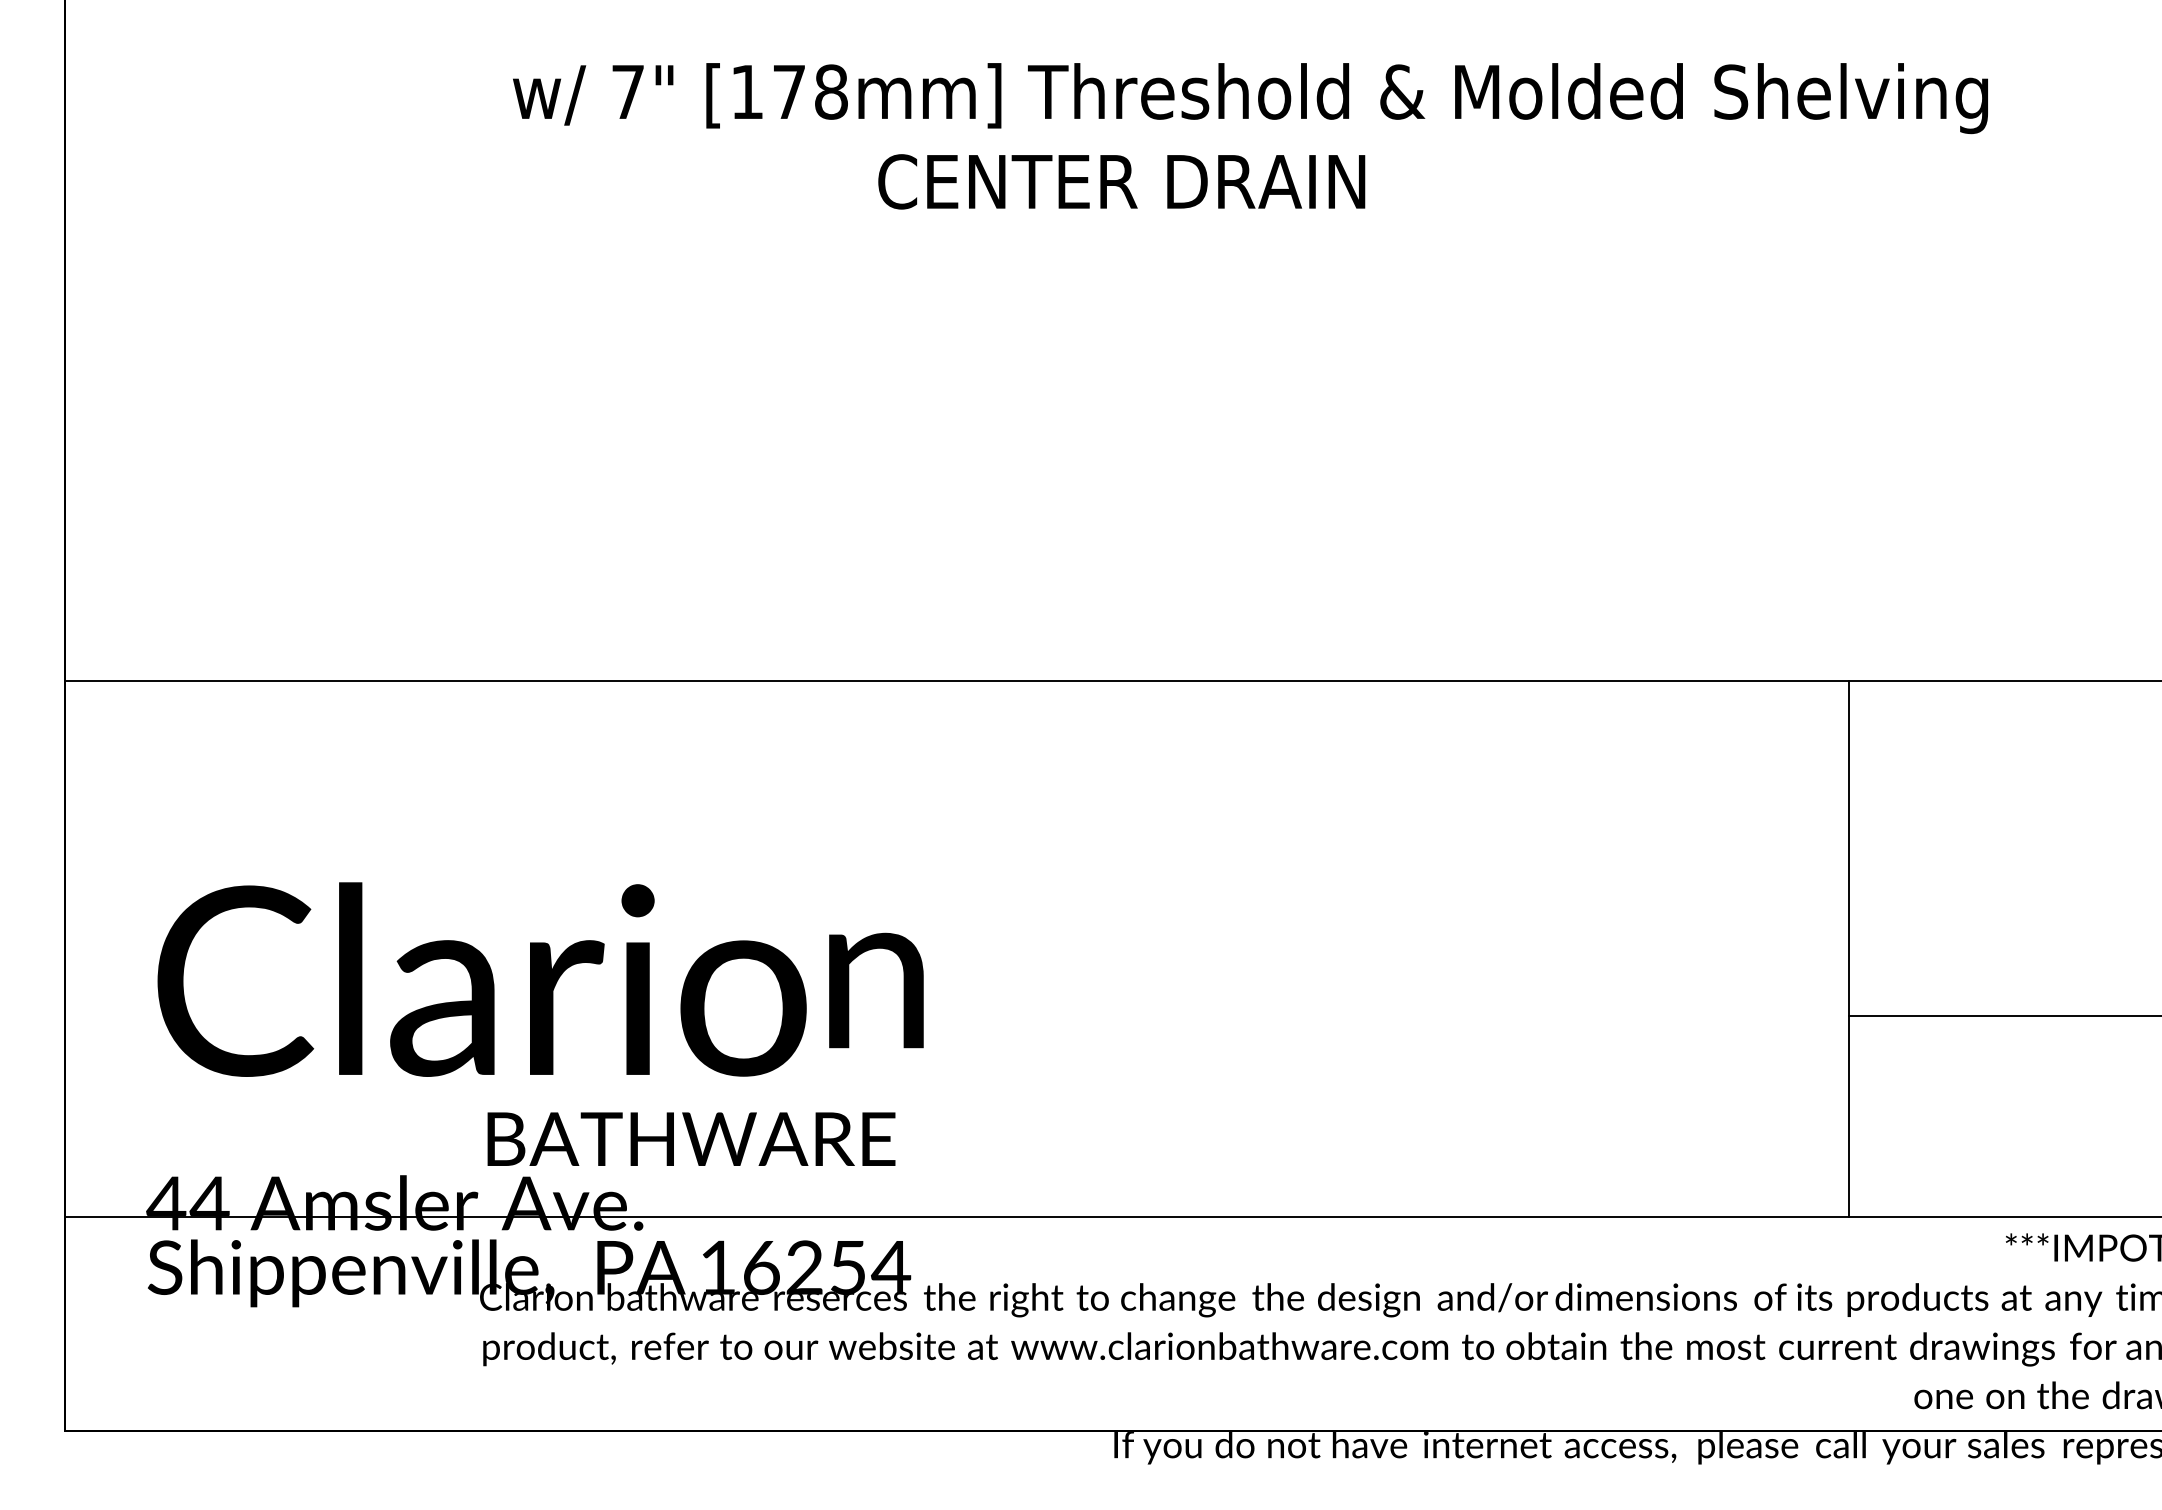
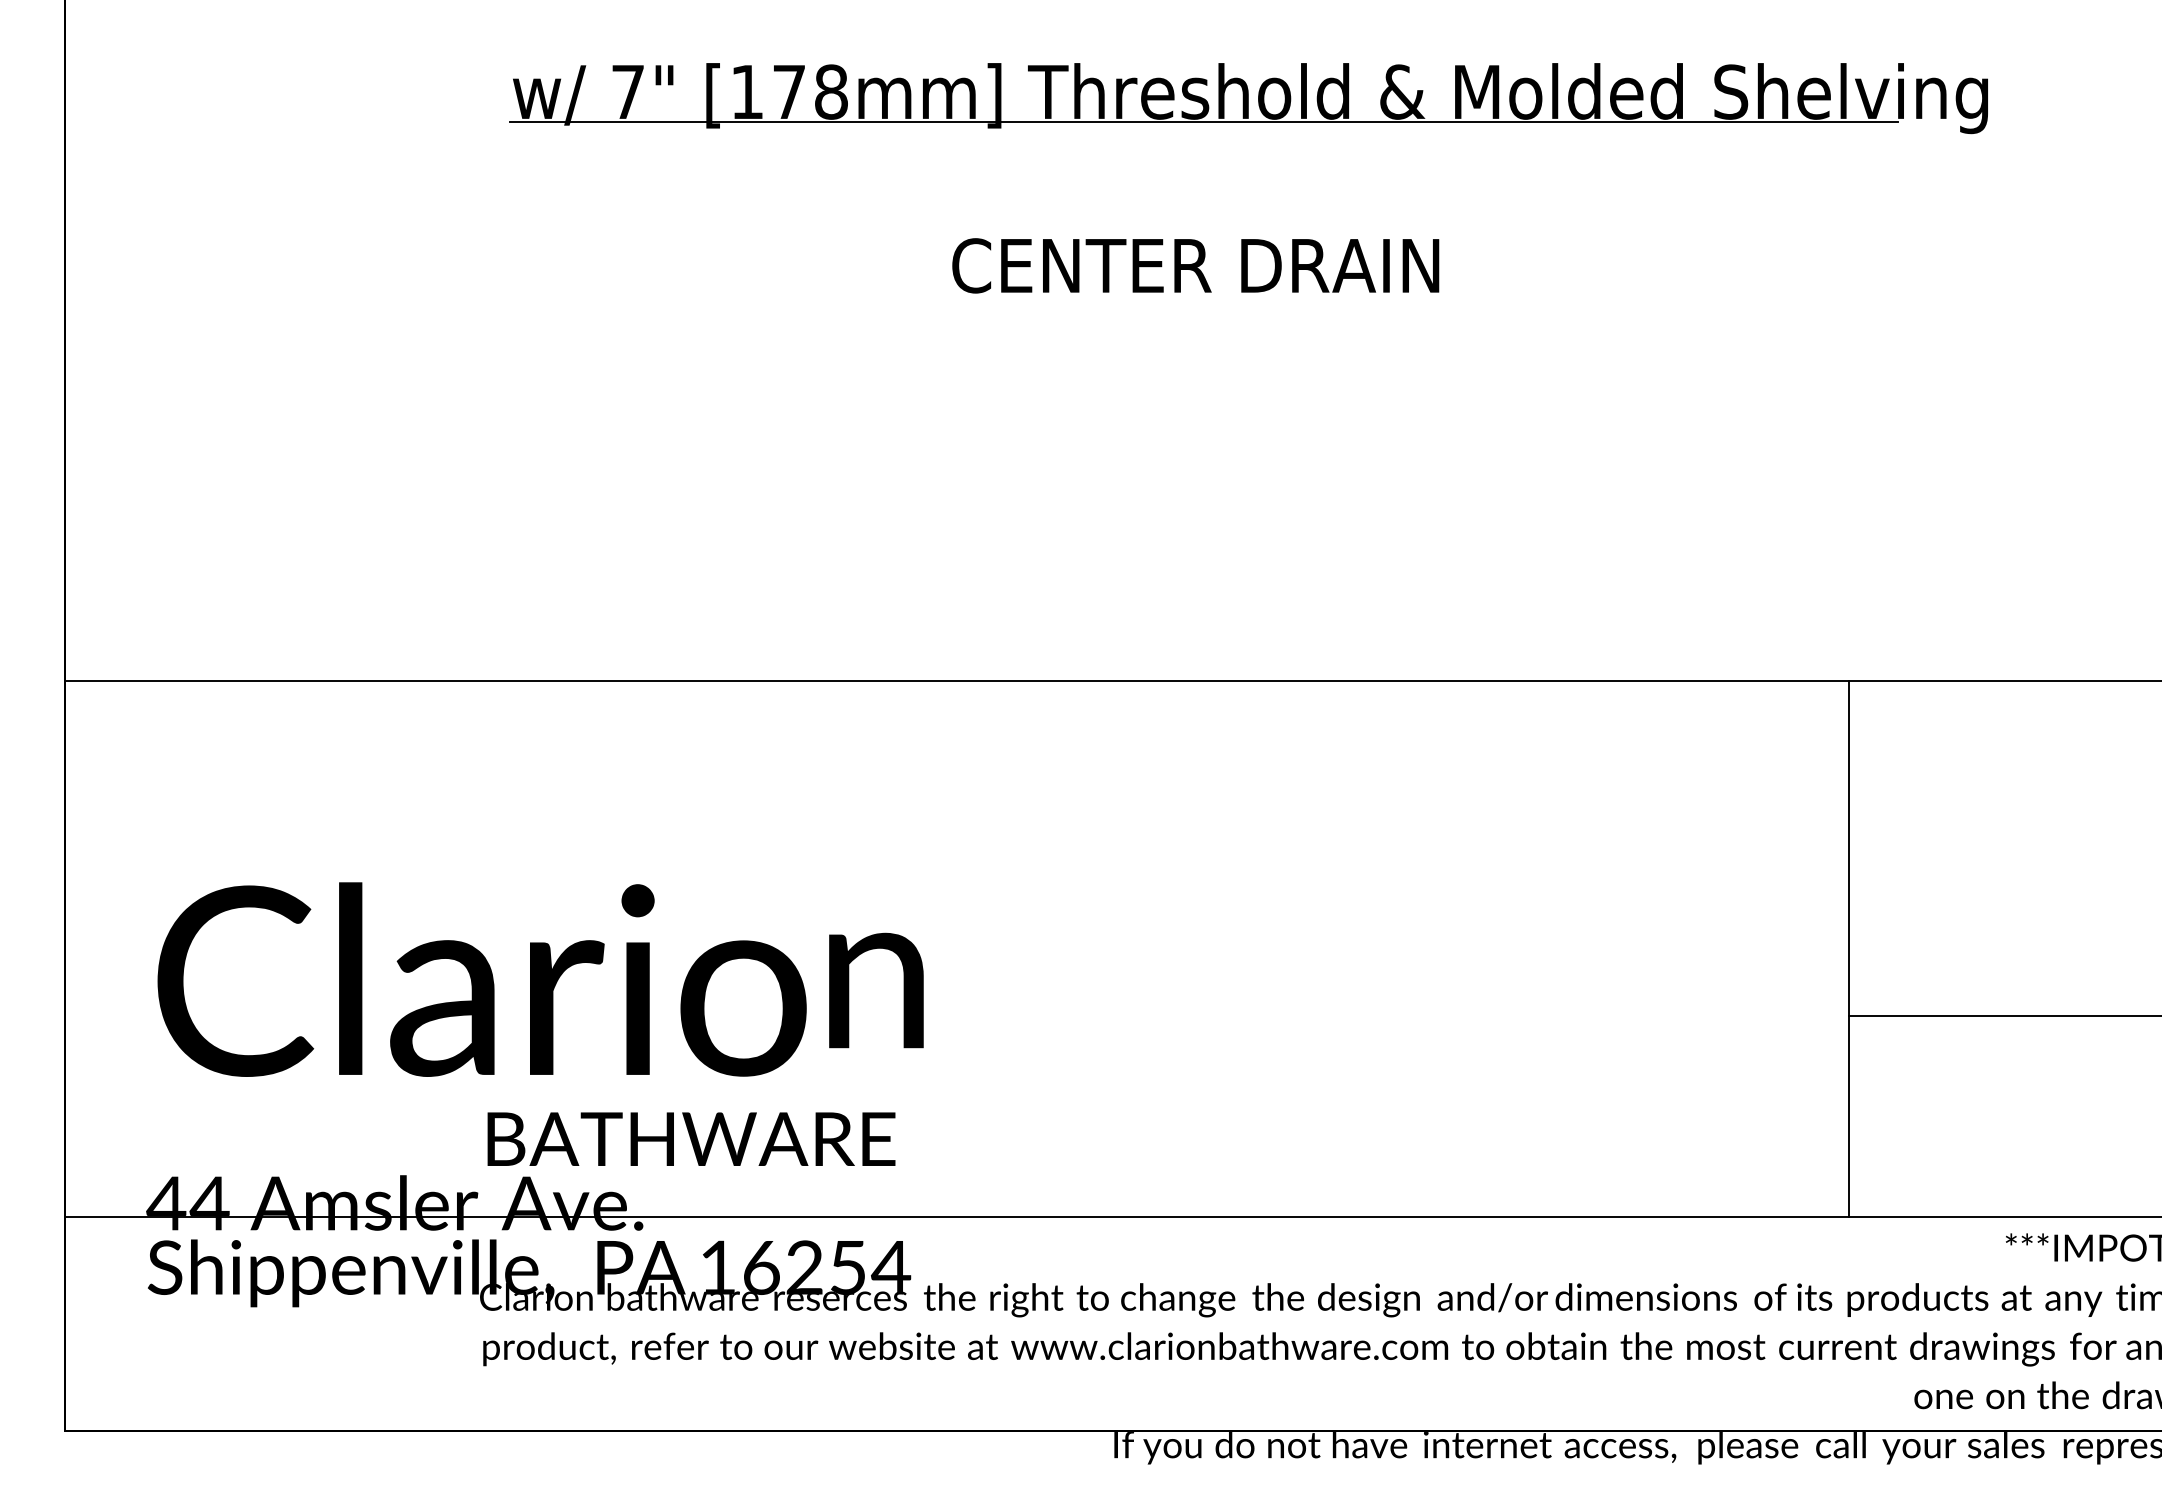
line: none -> present (1203, 122)
text position: (1121, 181) -> (1195, 265) (1195, 265)
